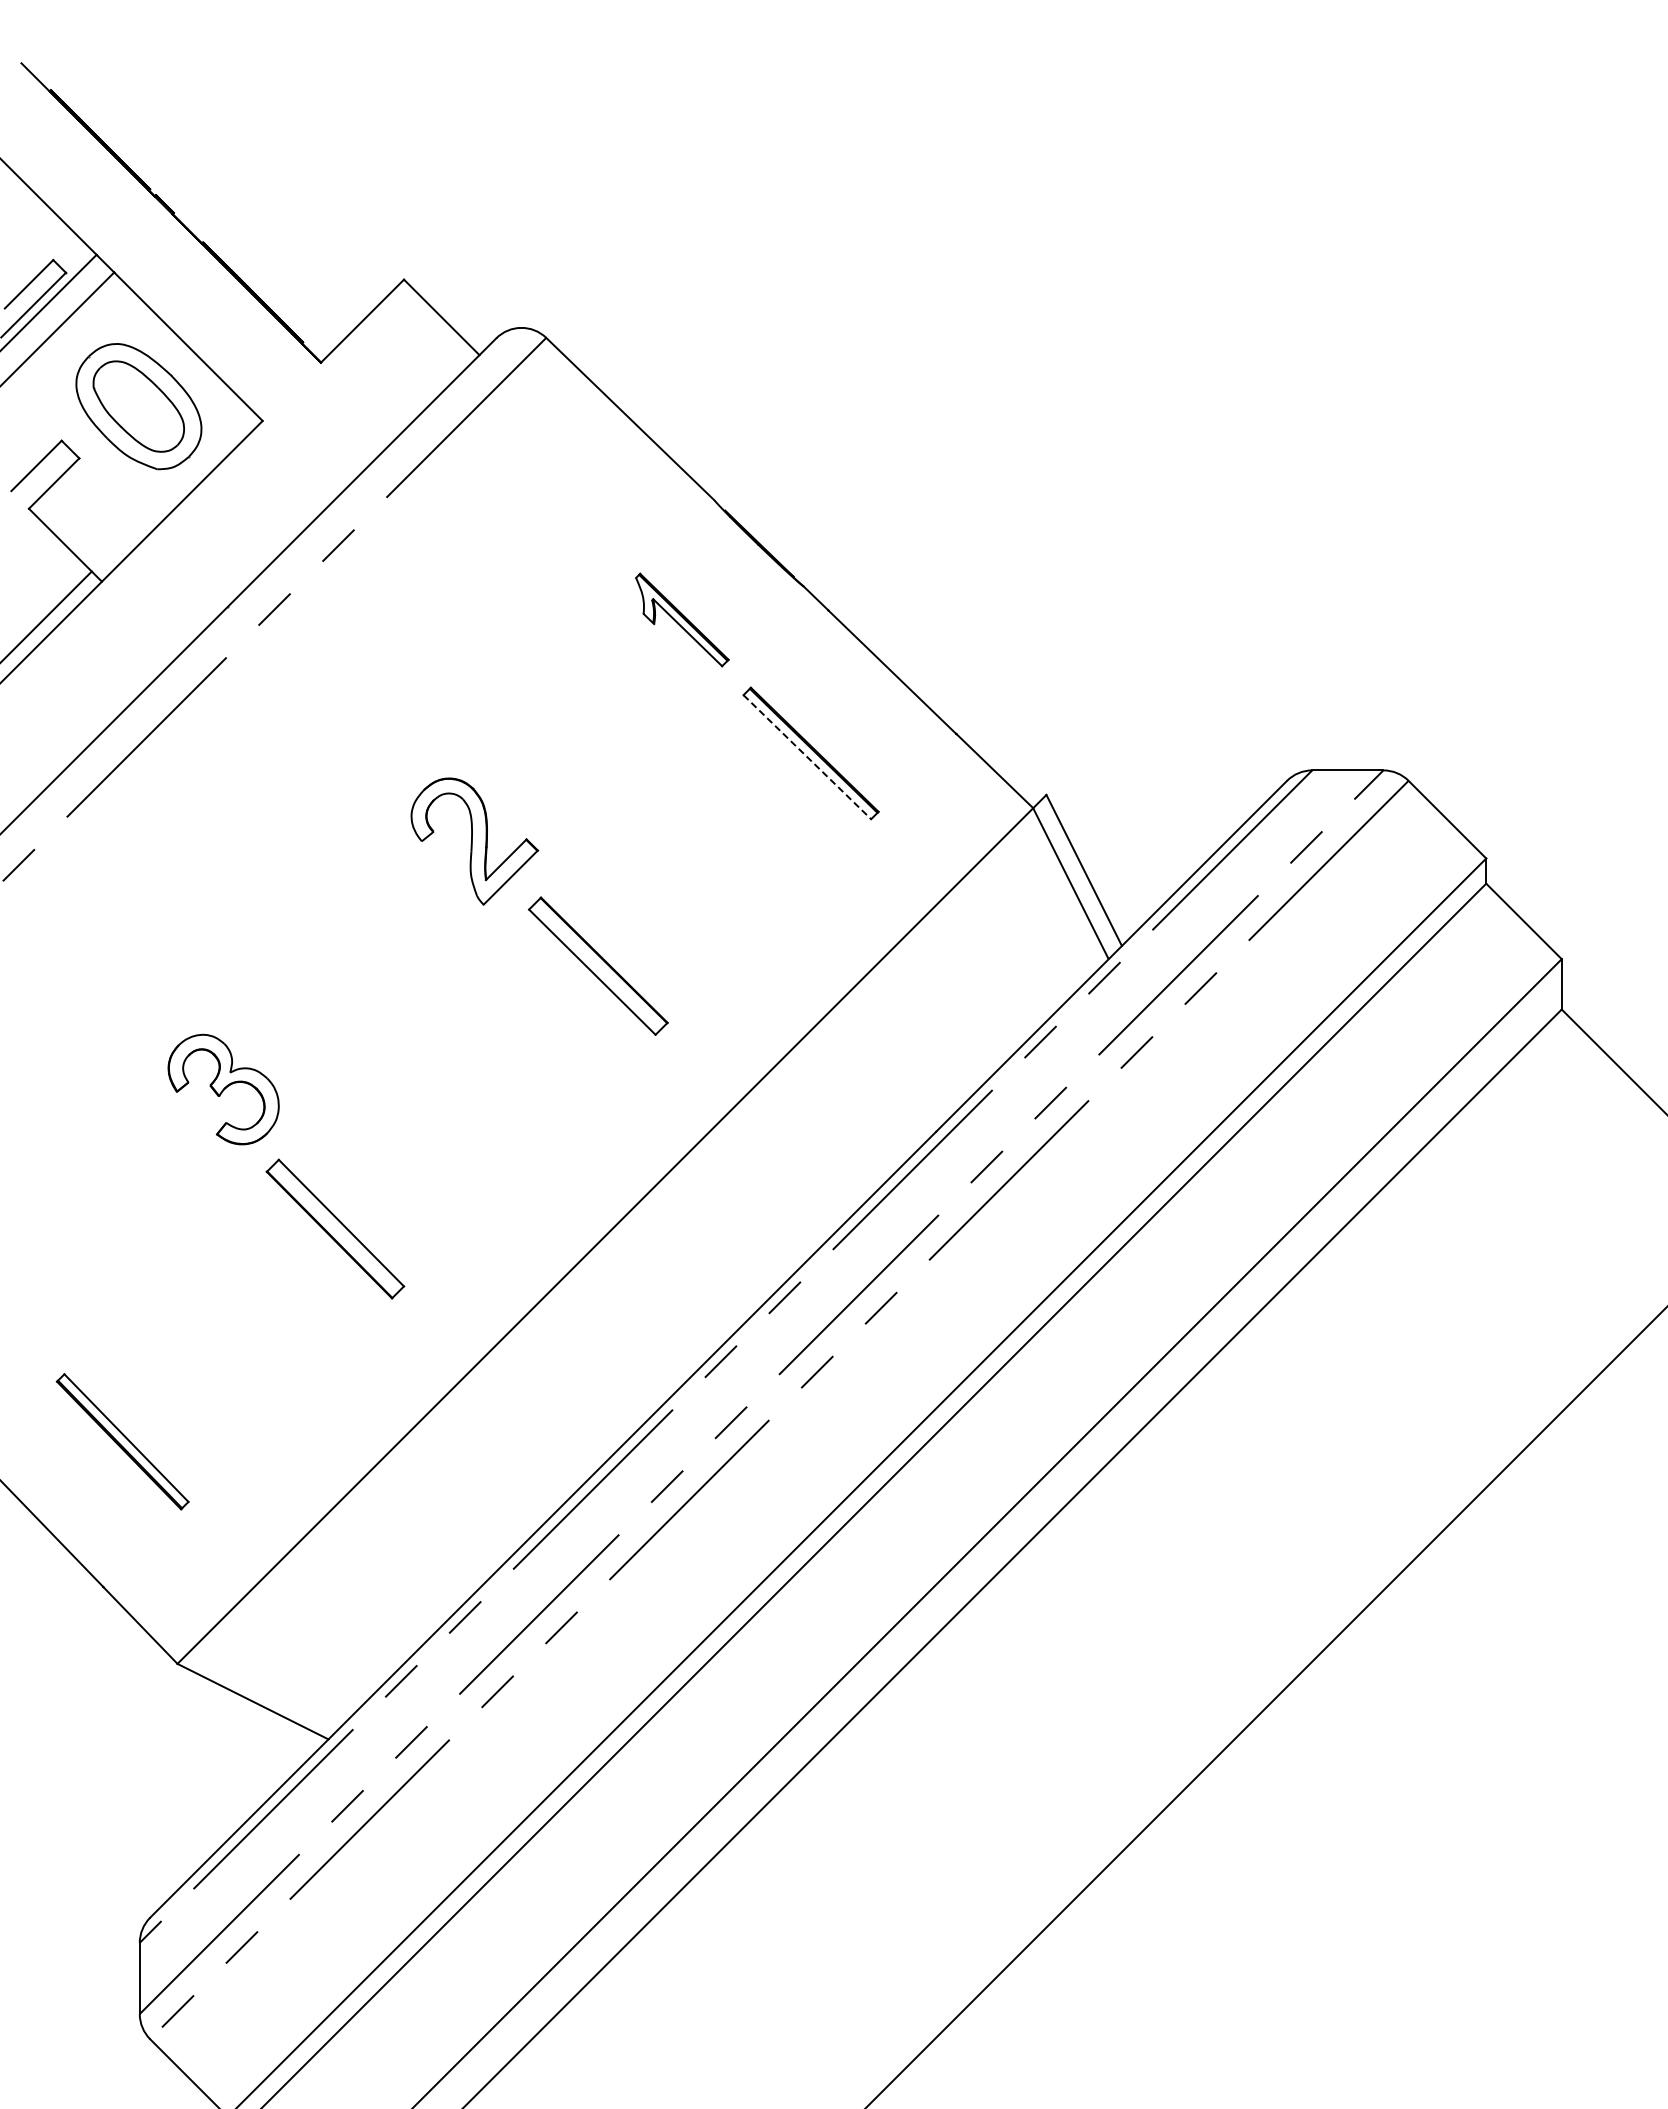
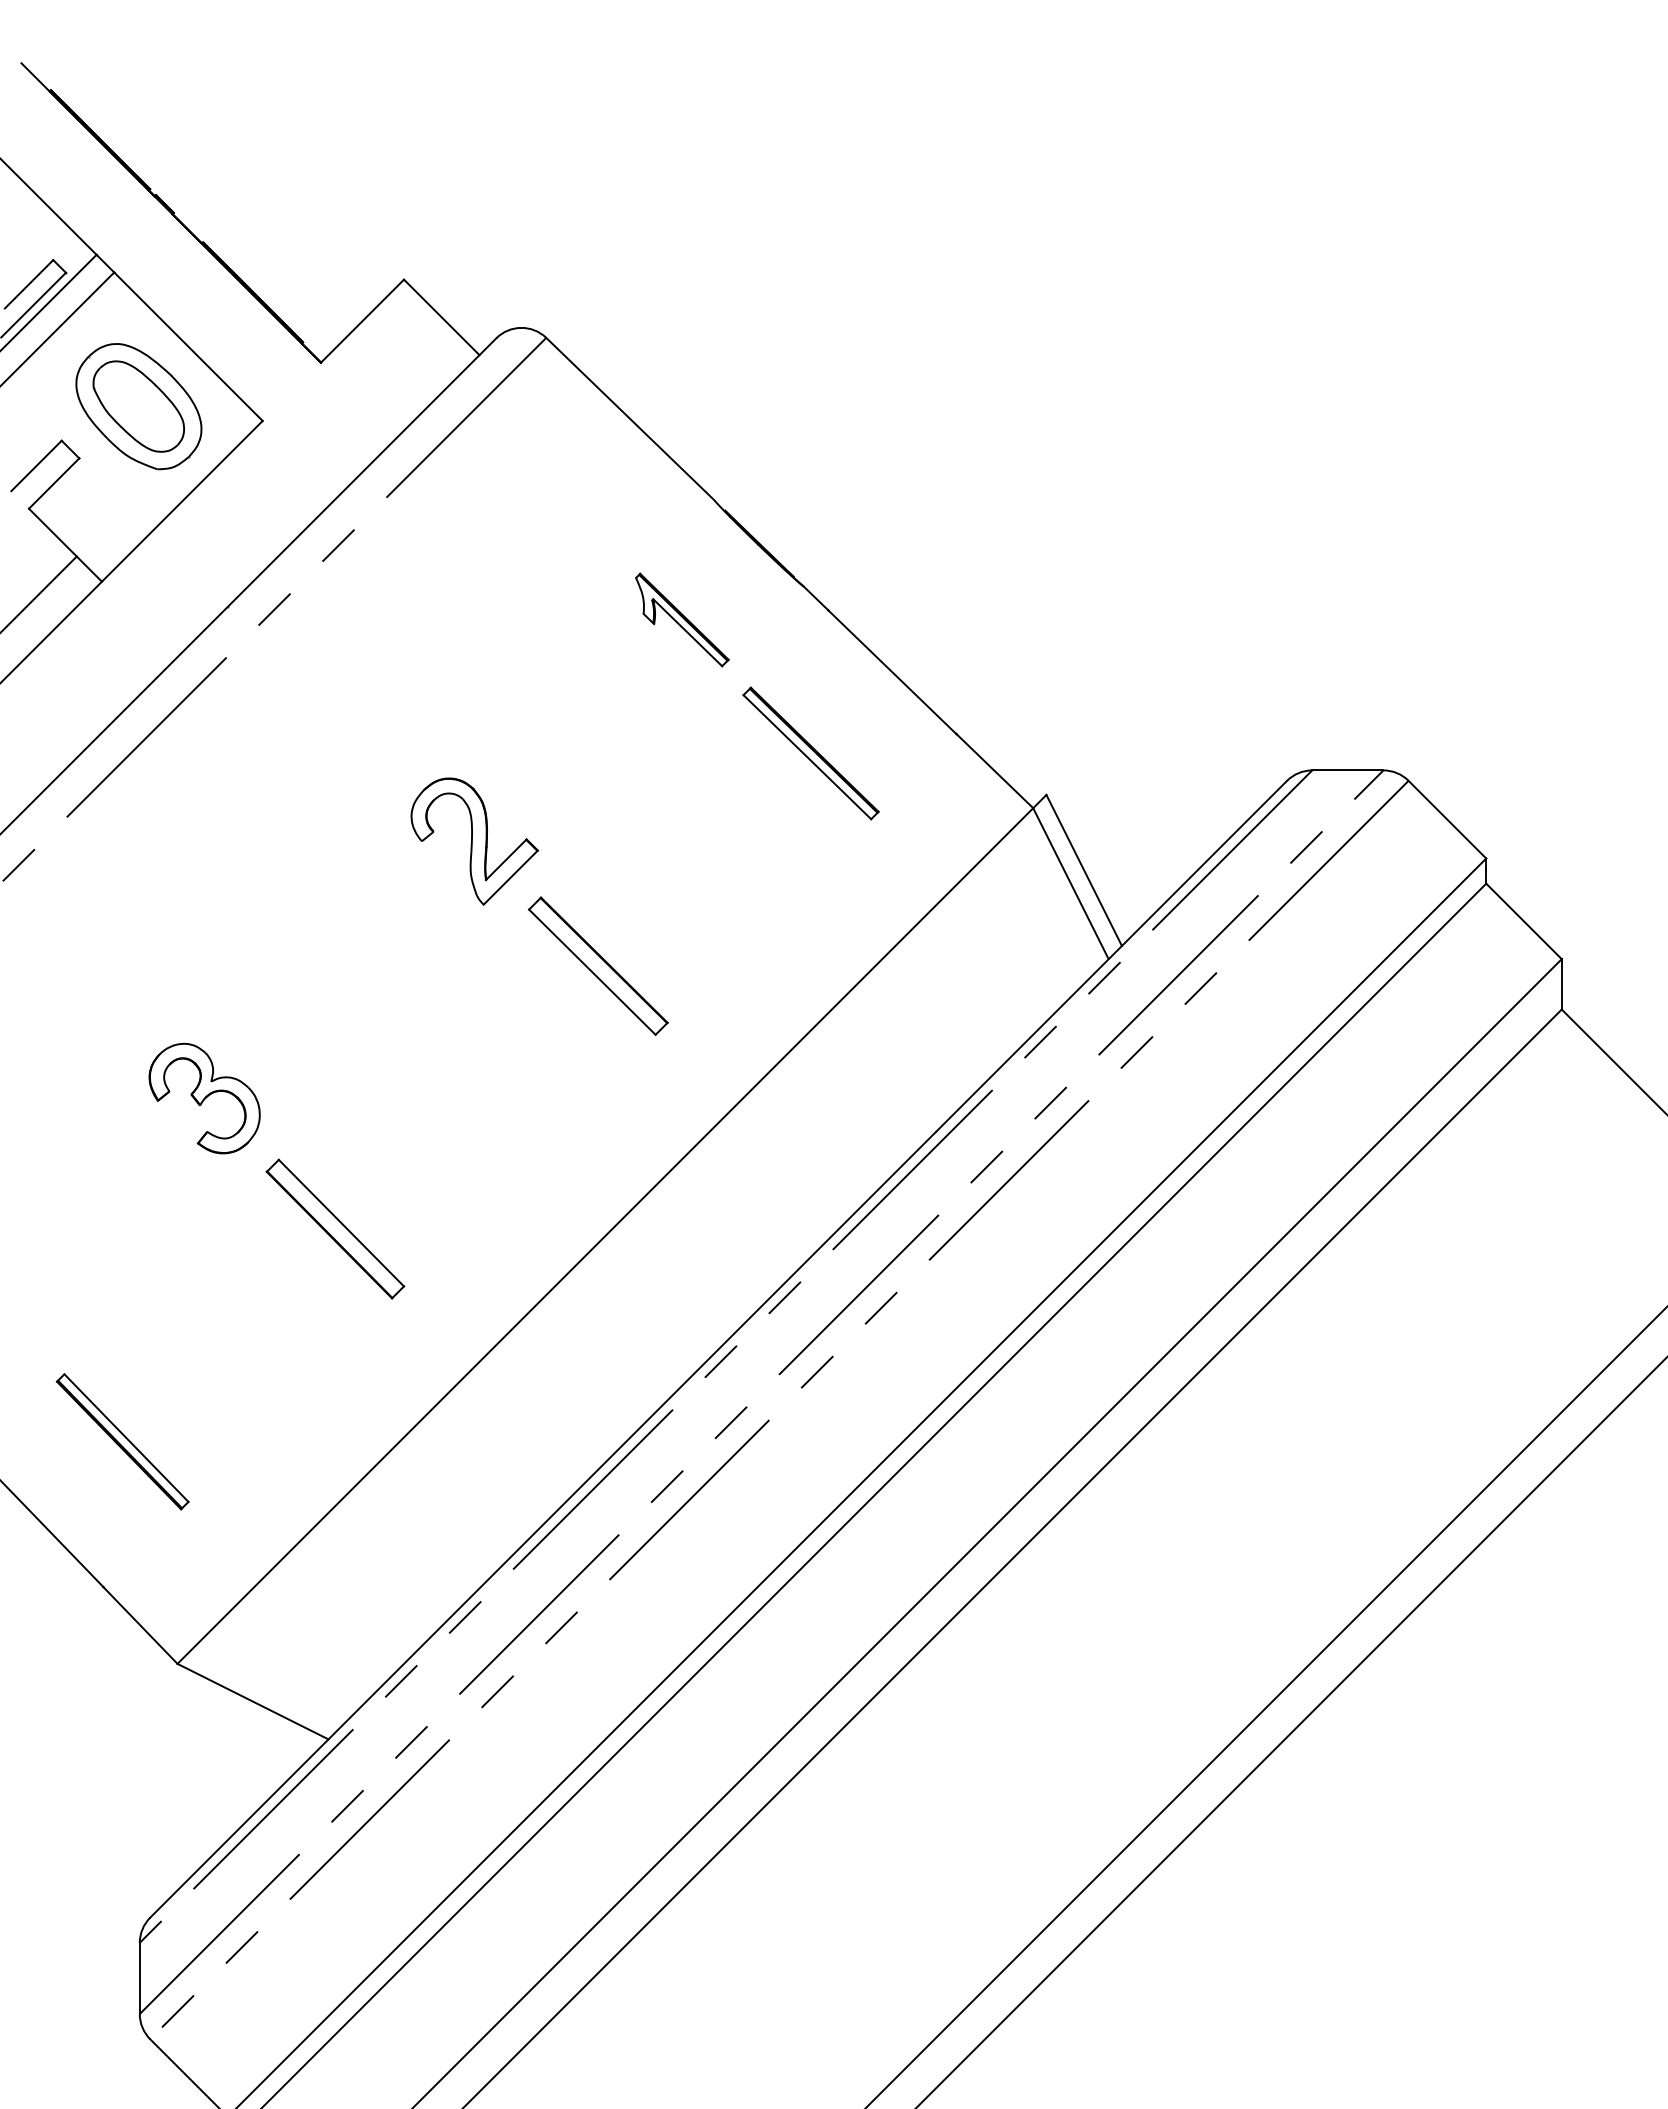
line position: (46, 615) -> (39, 593) (39, 593)
line: dashed -> solid (807, 757)
part position: (223, 1089) -> (204, 1098) (204, 1098)
line: none -> present (1291, 1732)
